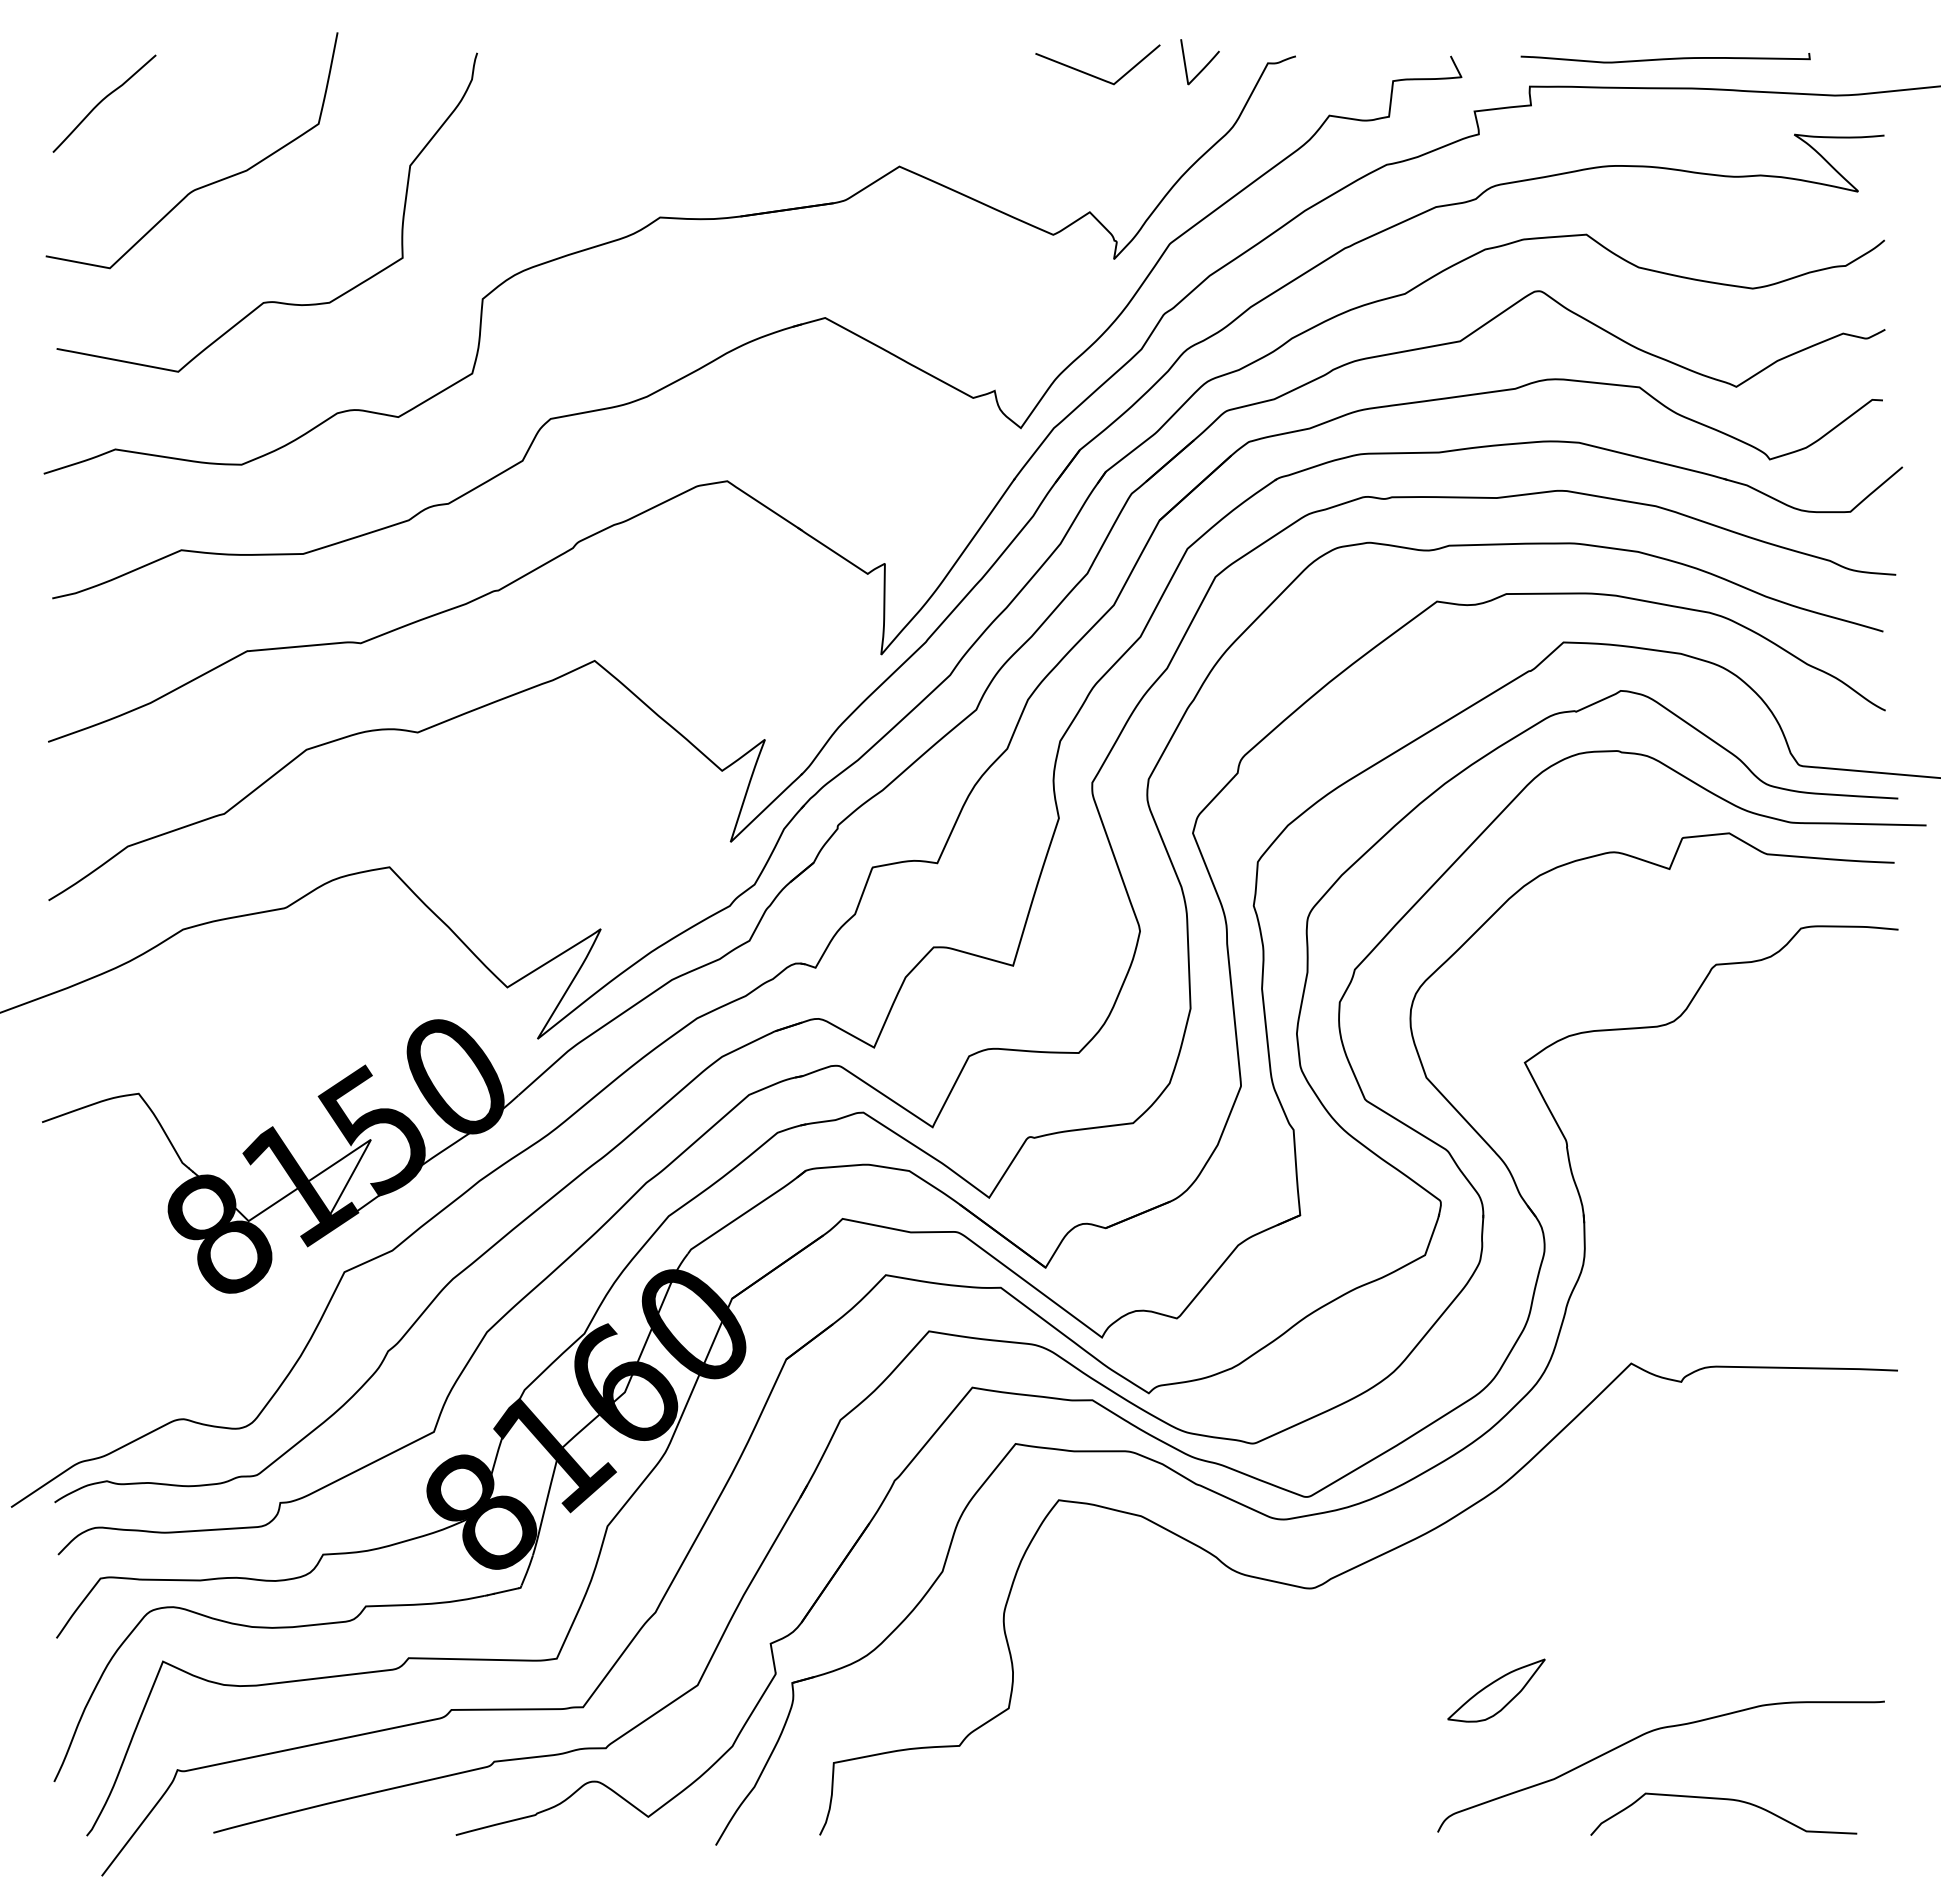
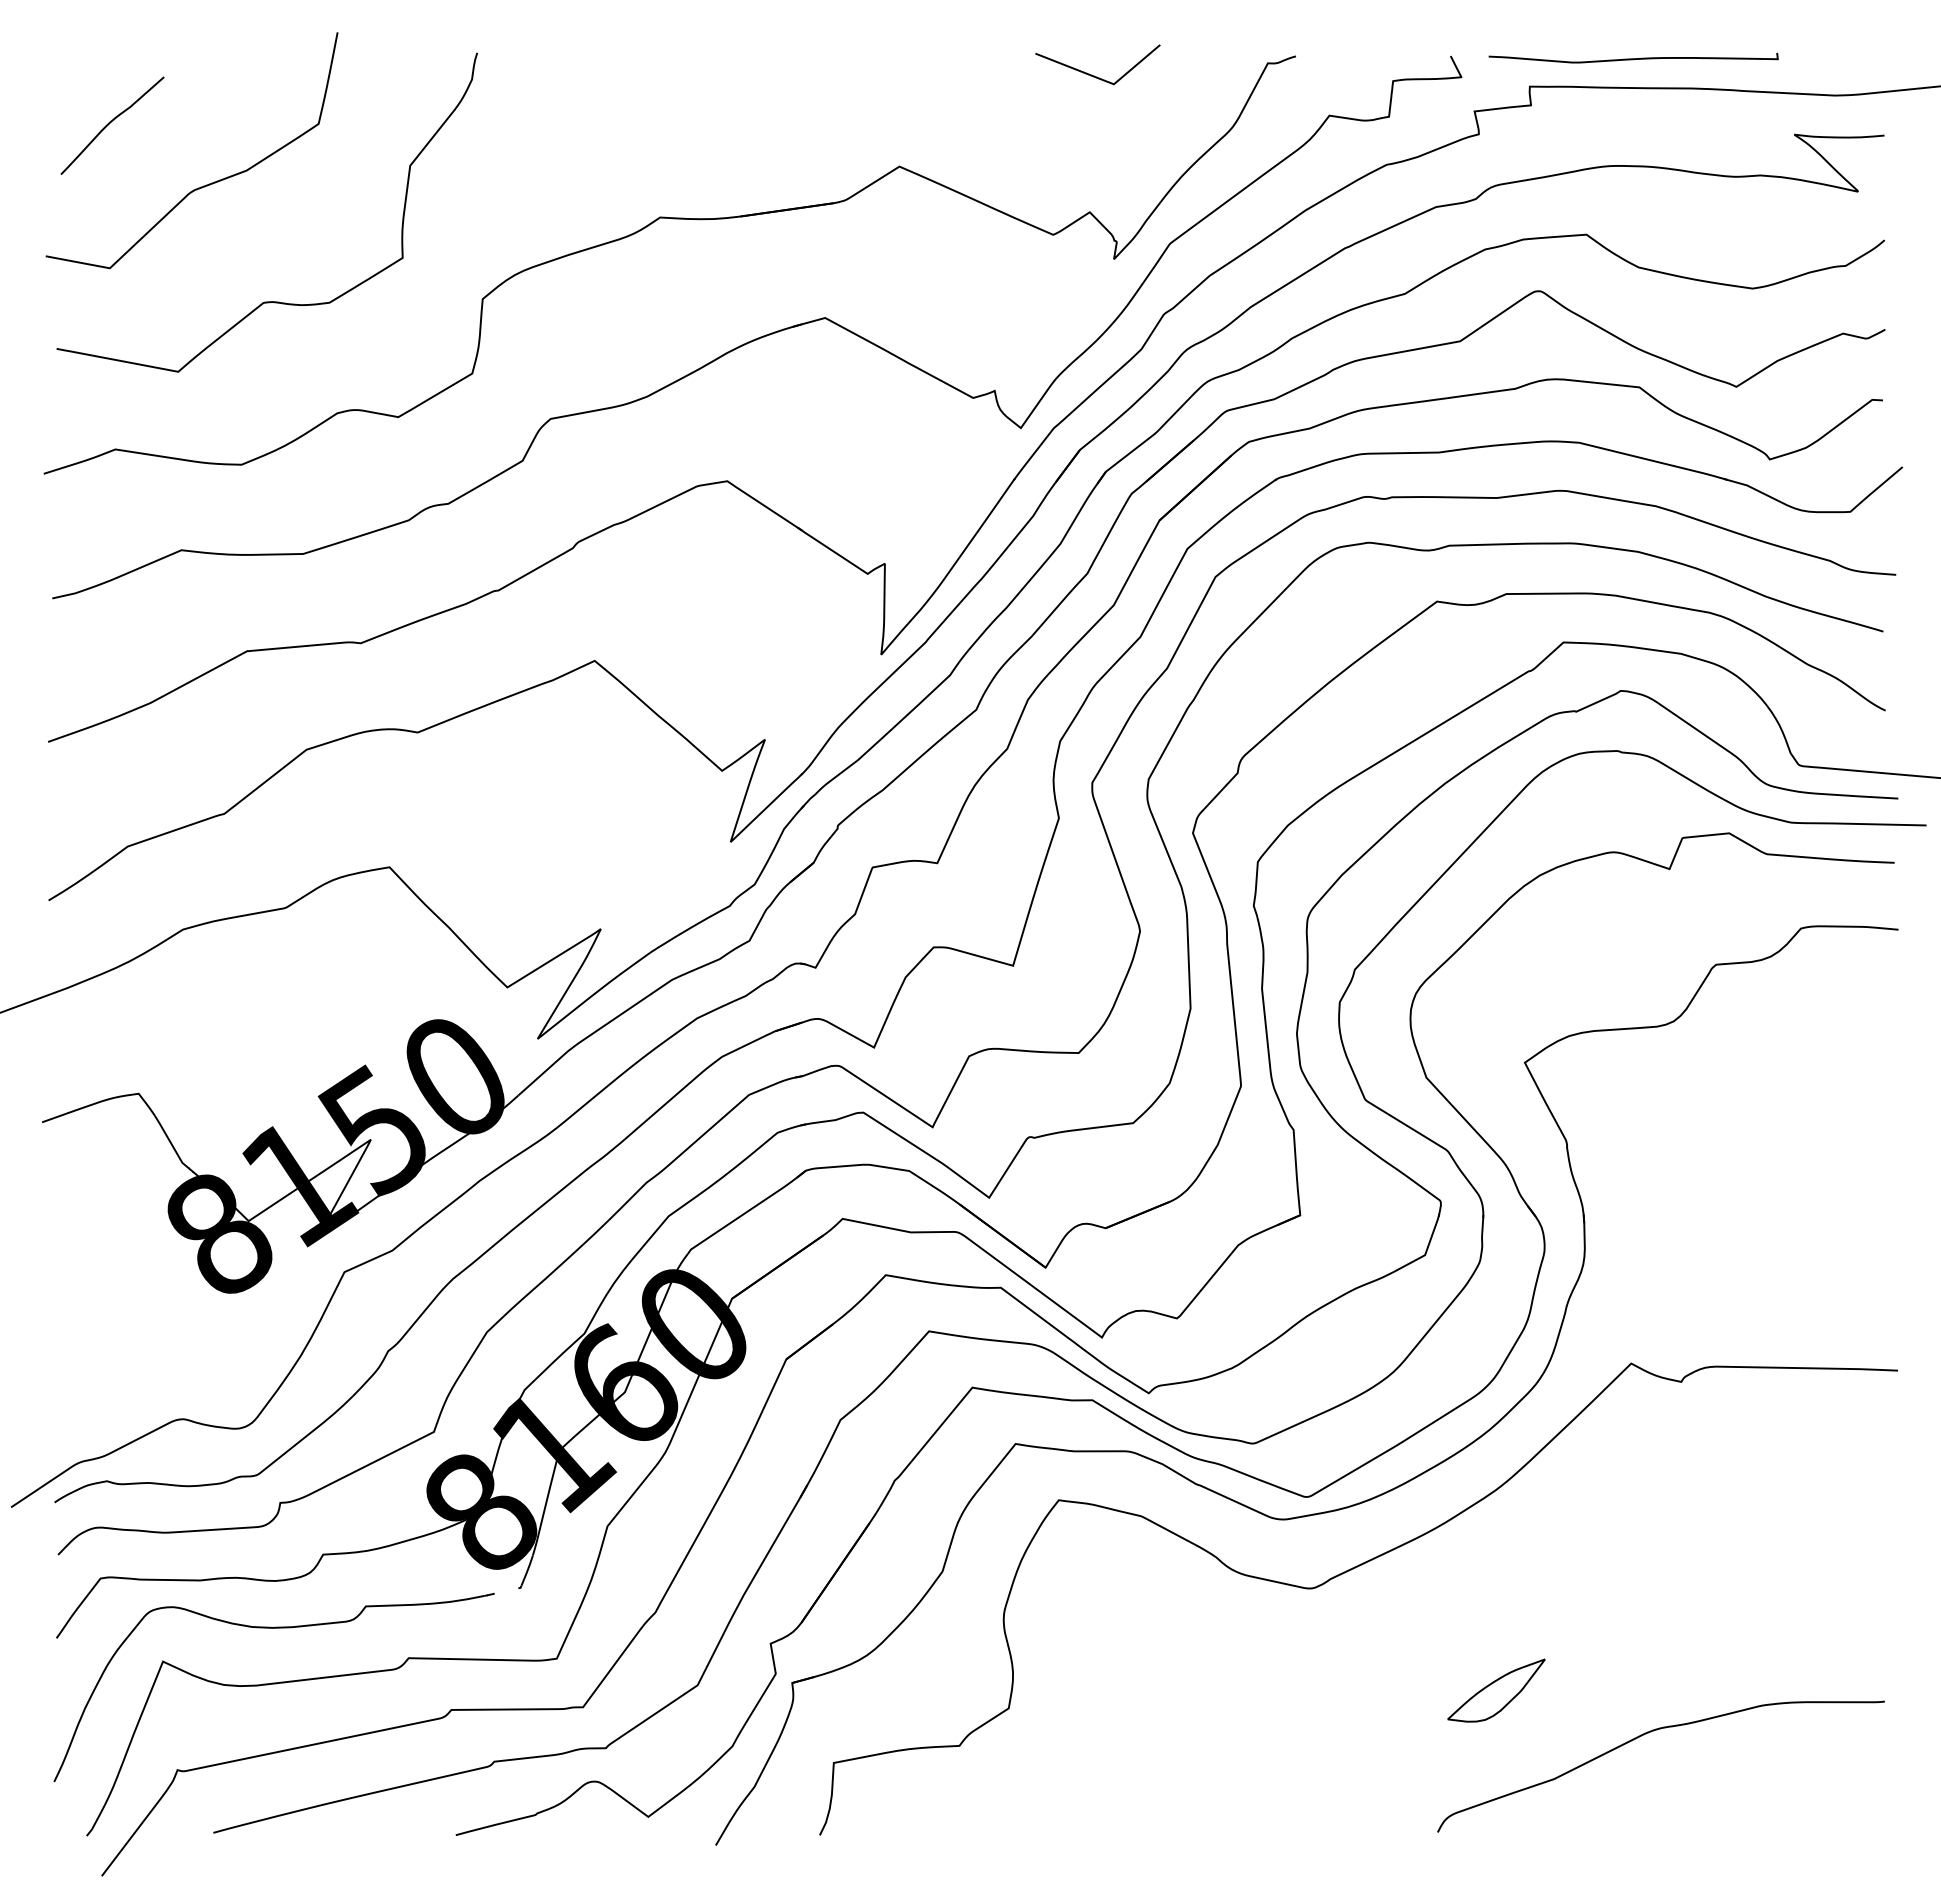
curve position: (1665, 58) -> (1633, 58) (1633, 58)
curve: present -> none (1204, 66)
curve position: (102, 101) -> (110, 123) (110, 123)
line: present -> none (505, 1590)
curve: present -> none (1726, 1800)
